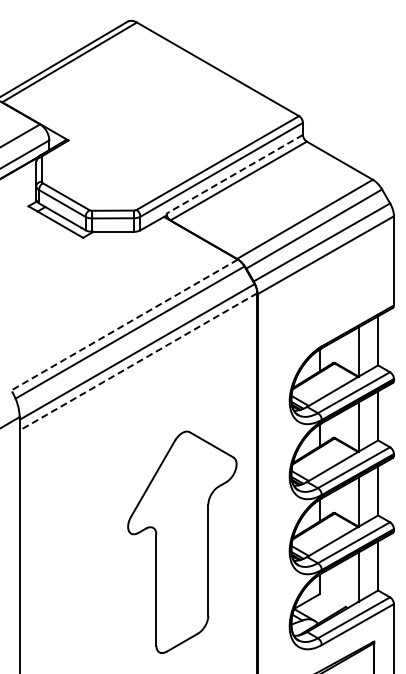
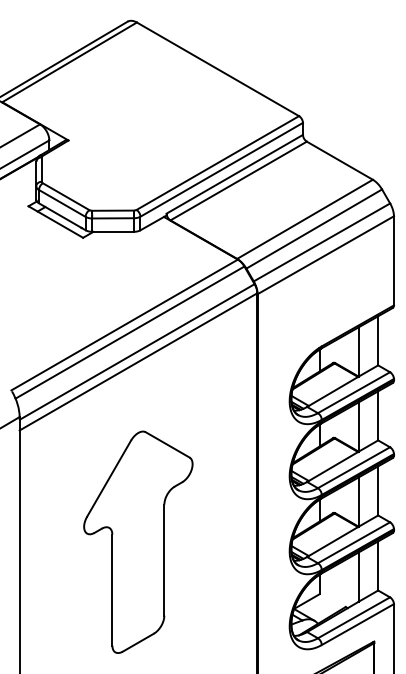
line: dashed -> solid (234, 174)
line: dashed -> solid (124, 325)
line: dashed -> solid (138, 362)
part position: (182, 541) -> (138, 541) (138, 541)
